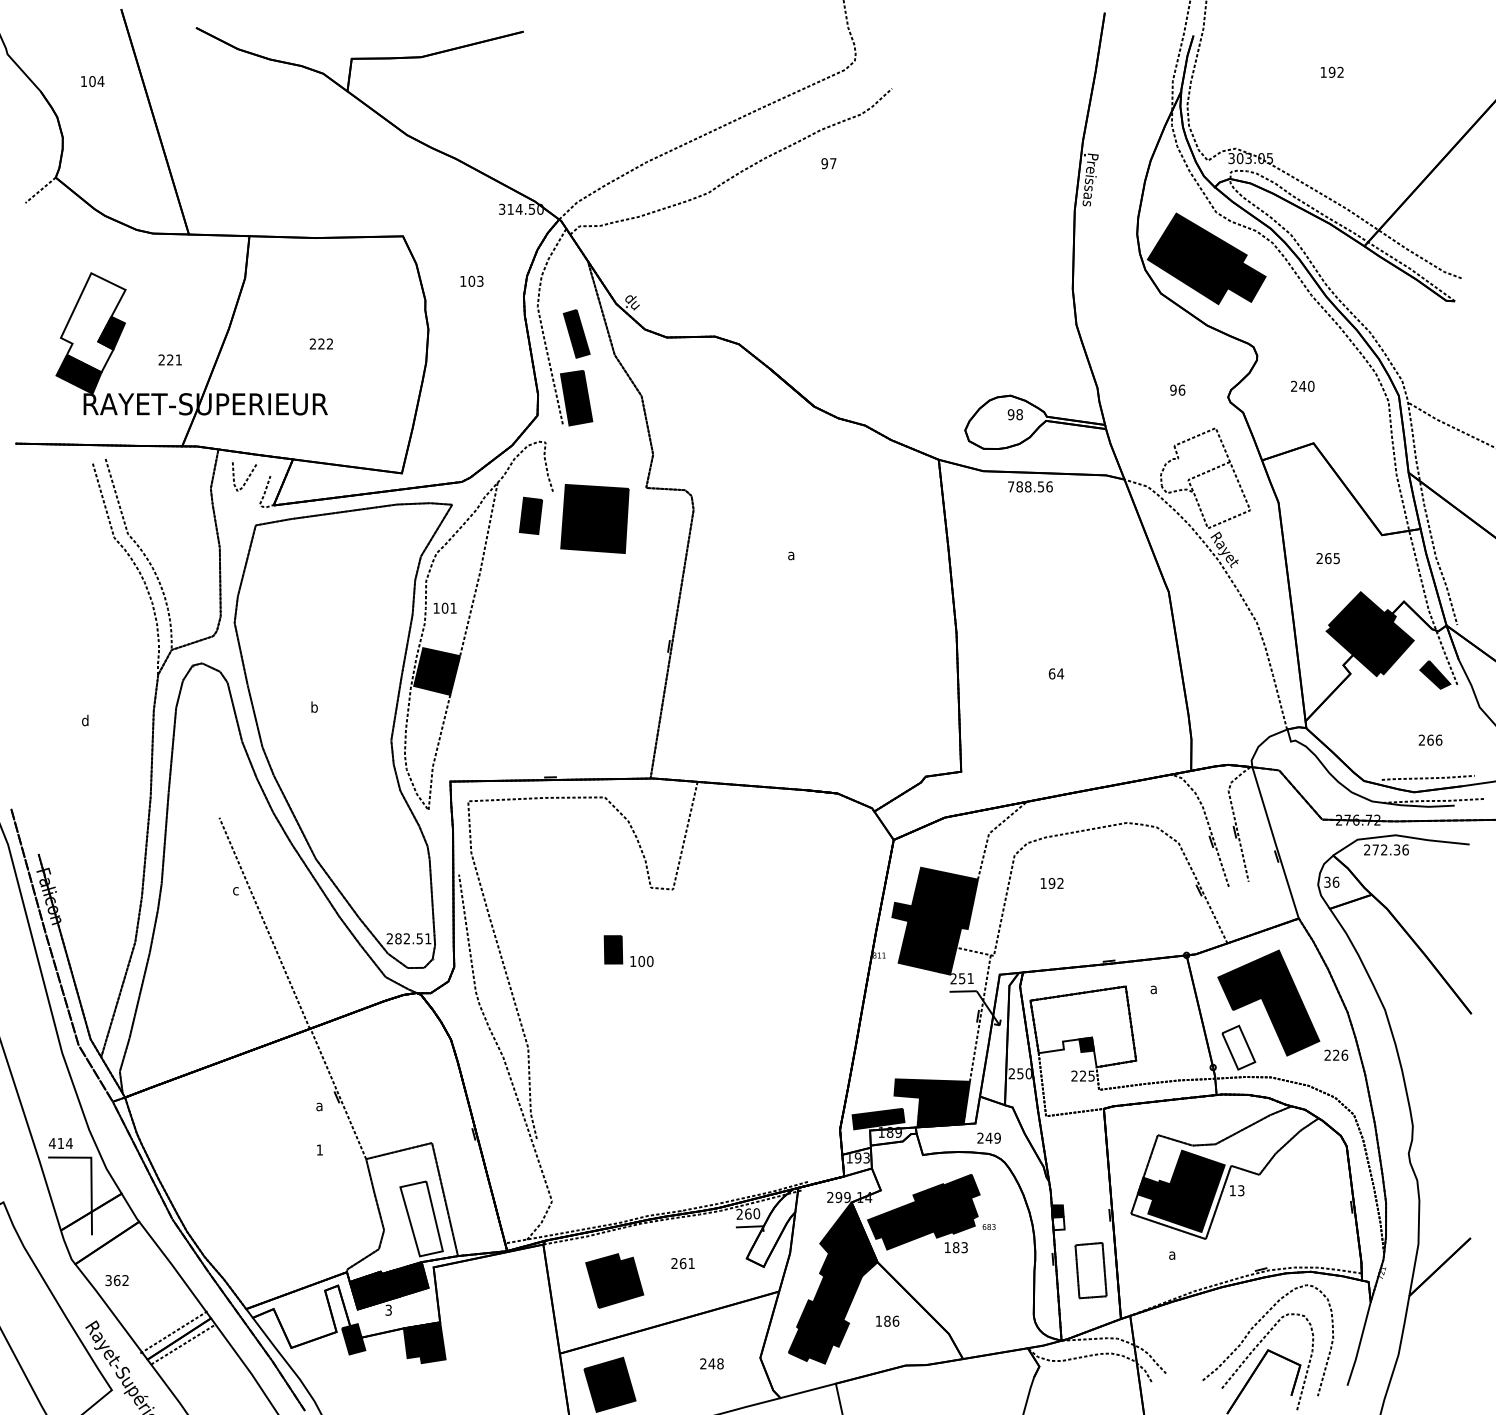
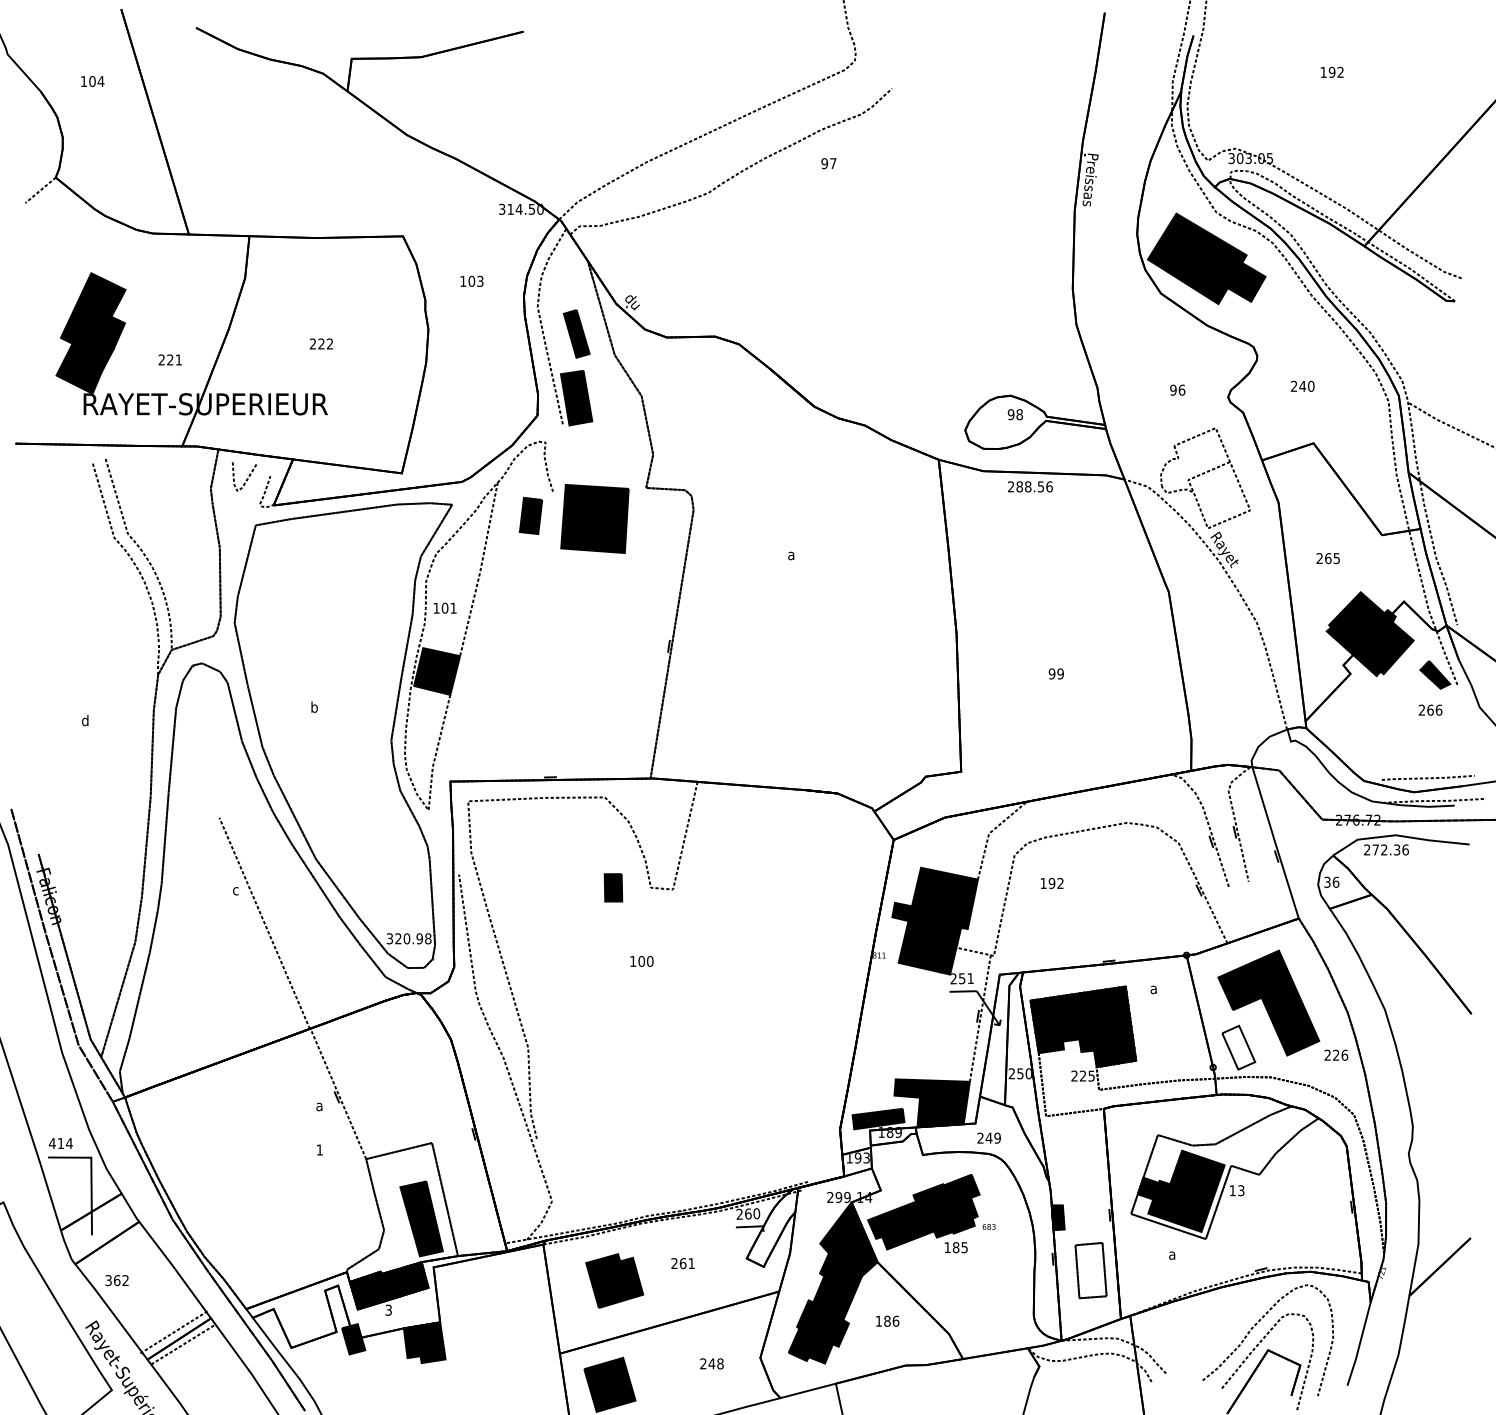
fill: none -> present (92, 322)
text: 788.56 -> 288.56 (1011, 486)
text: 64 -> 99 (1056, 673)
text position: (1430, 739) -> (1430, 709) (1430, 709)
text: 282.51 -> 320.98 (408, 938)
part position: (613, 949) -> (613, 887) (613, 887)
fill: none -> present (1083, 1026)
fill: none -> present (421, 1218)
fill: none -> present (1058, 1223)
text: 183 -> 185 (964, 1247)
